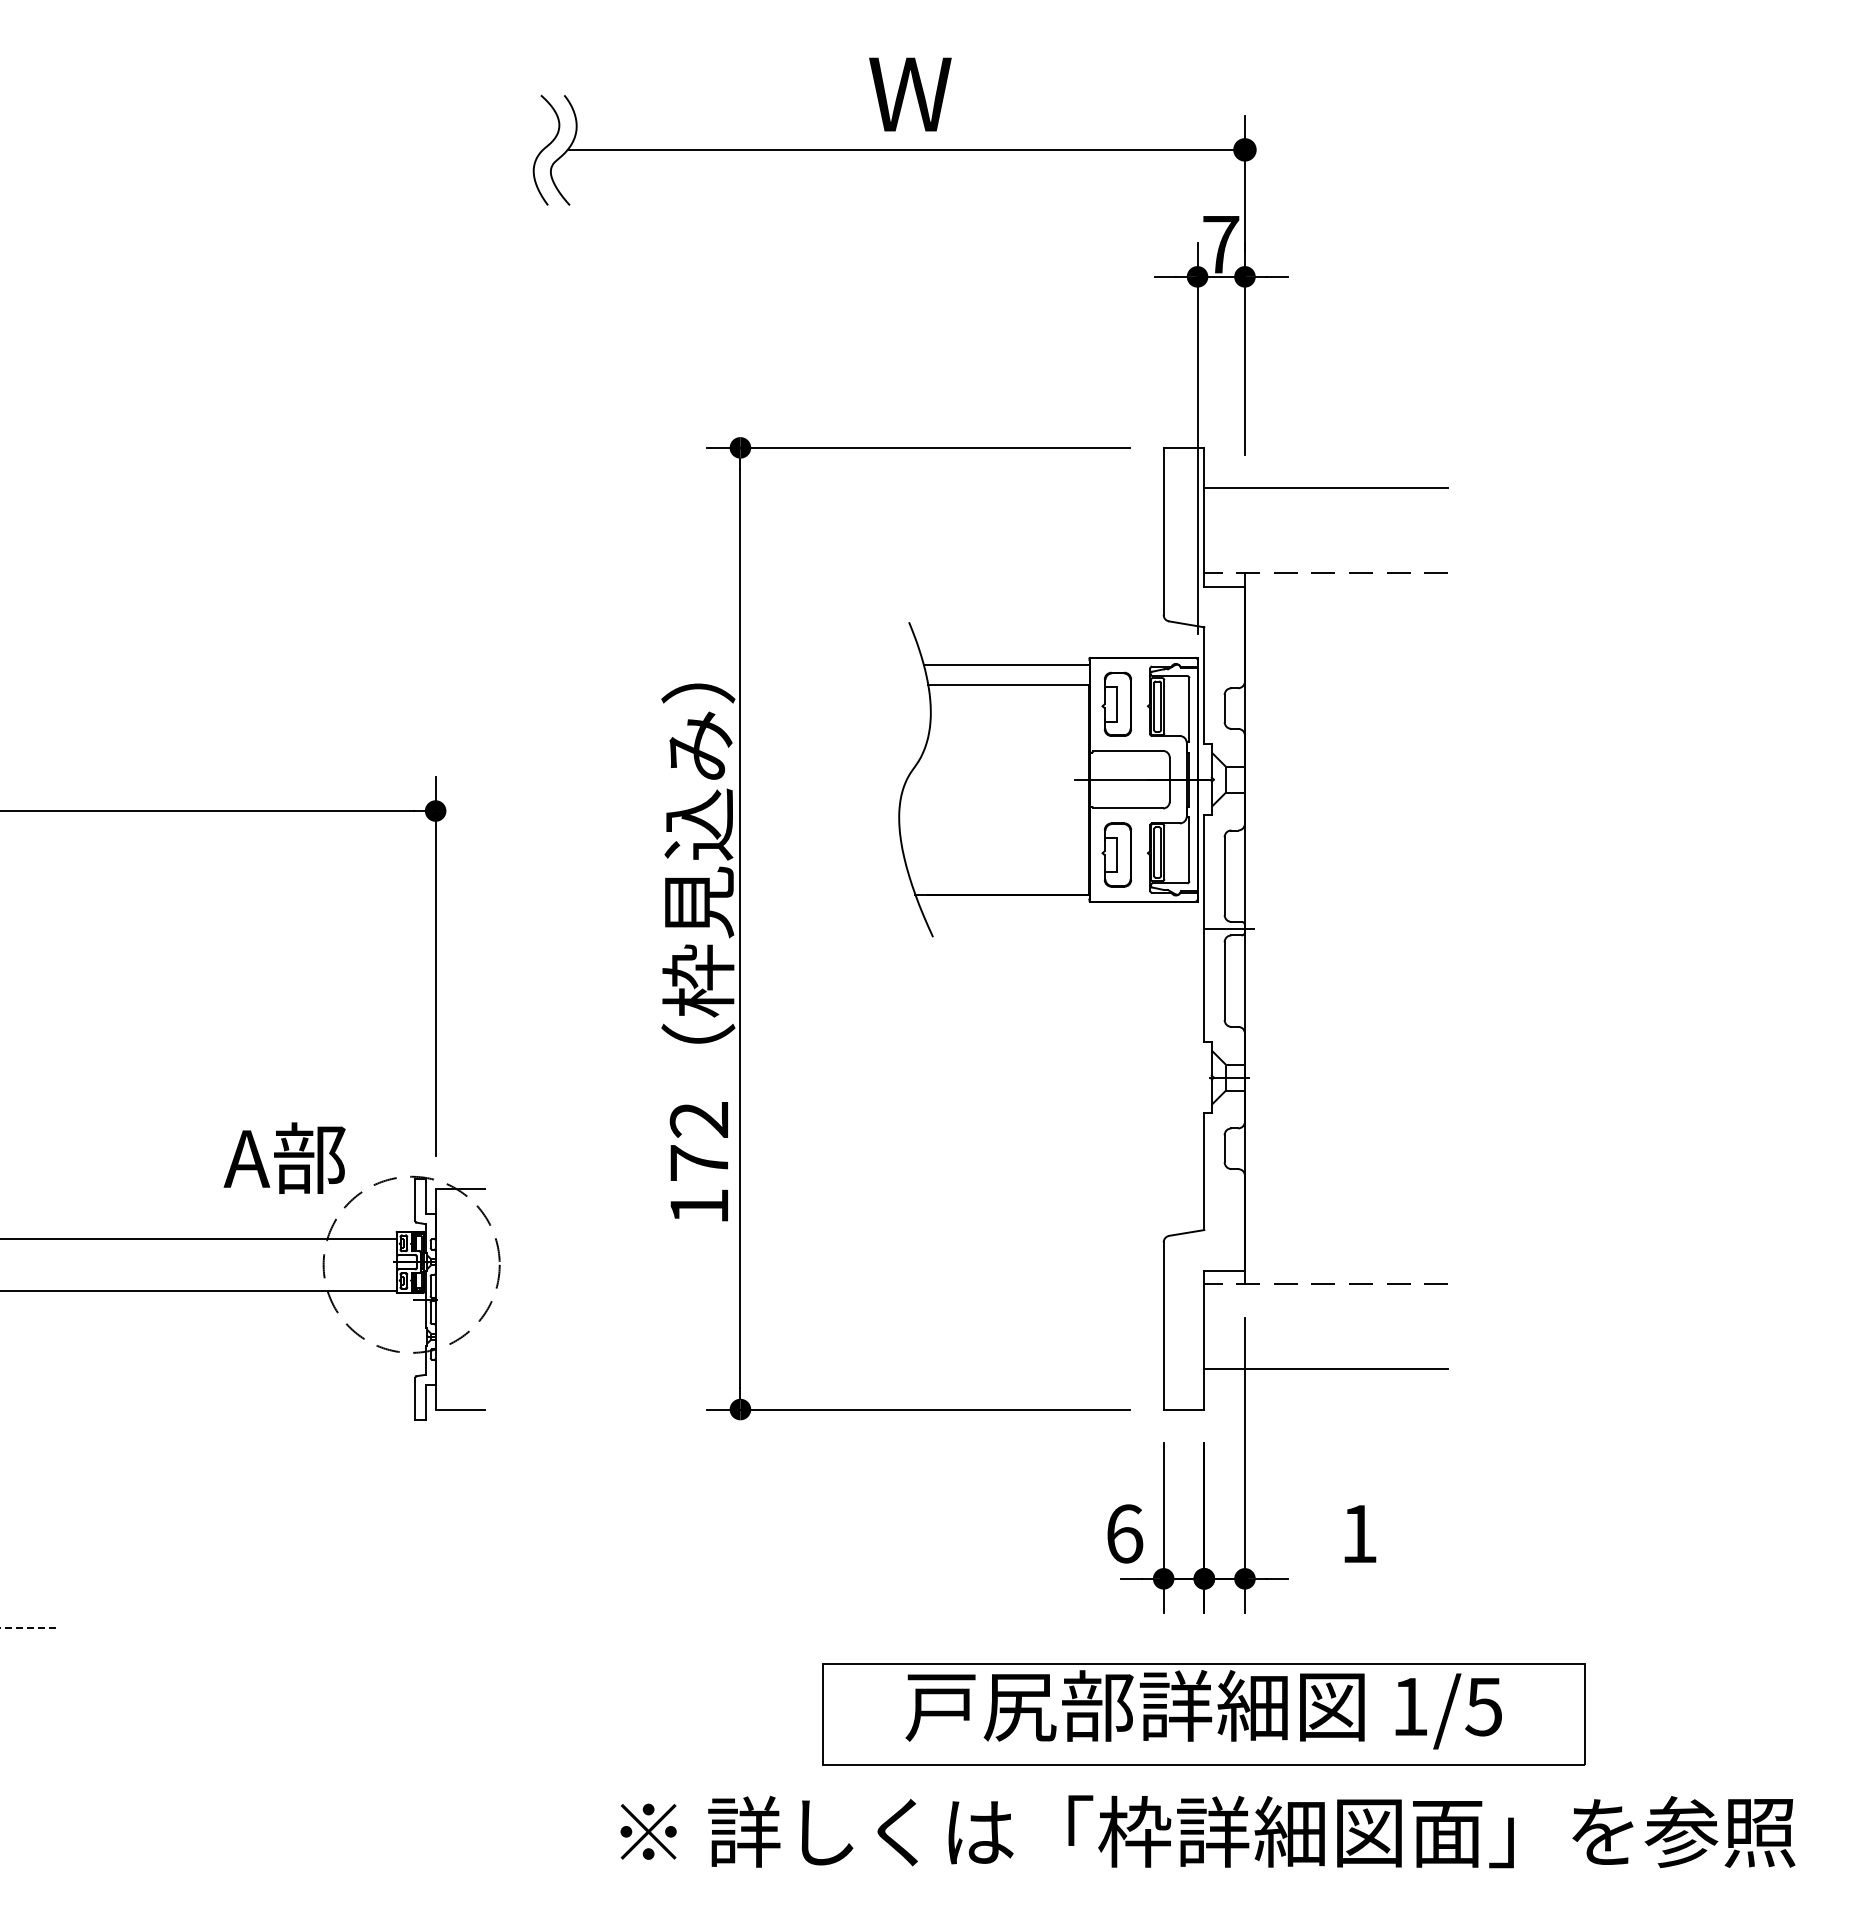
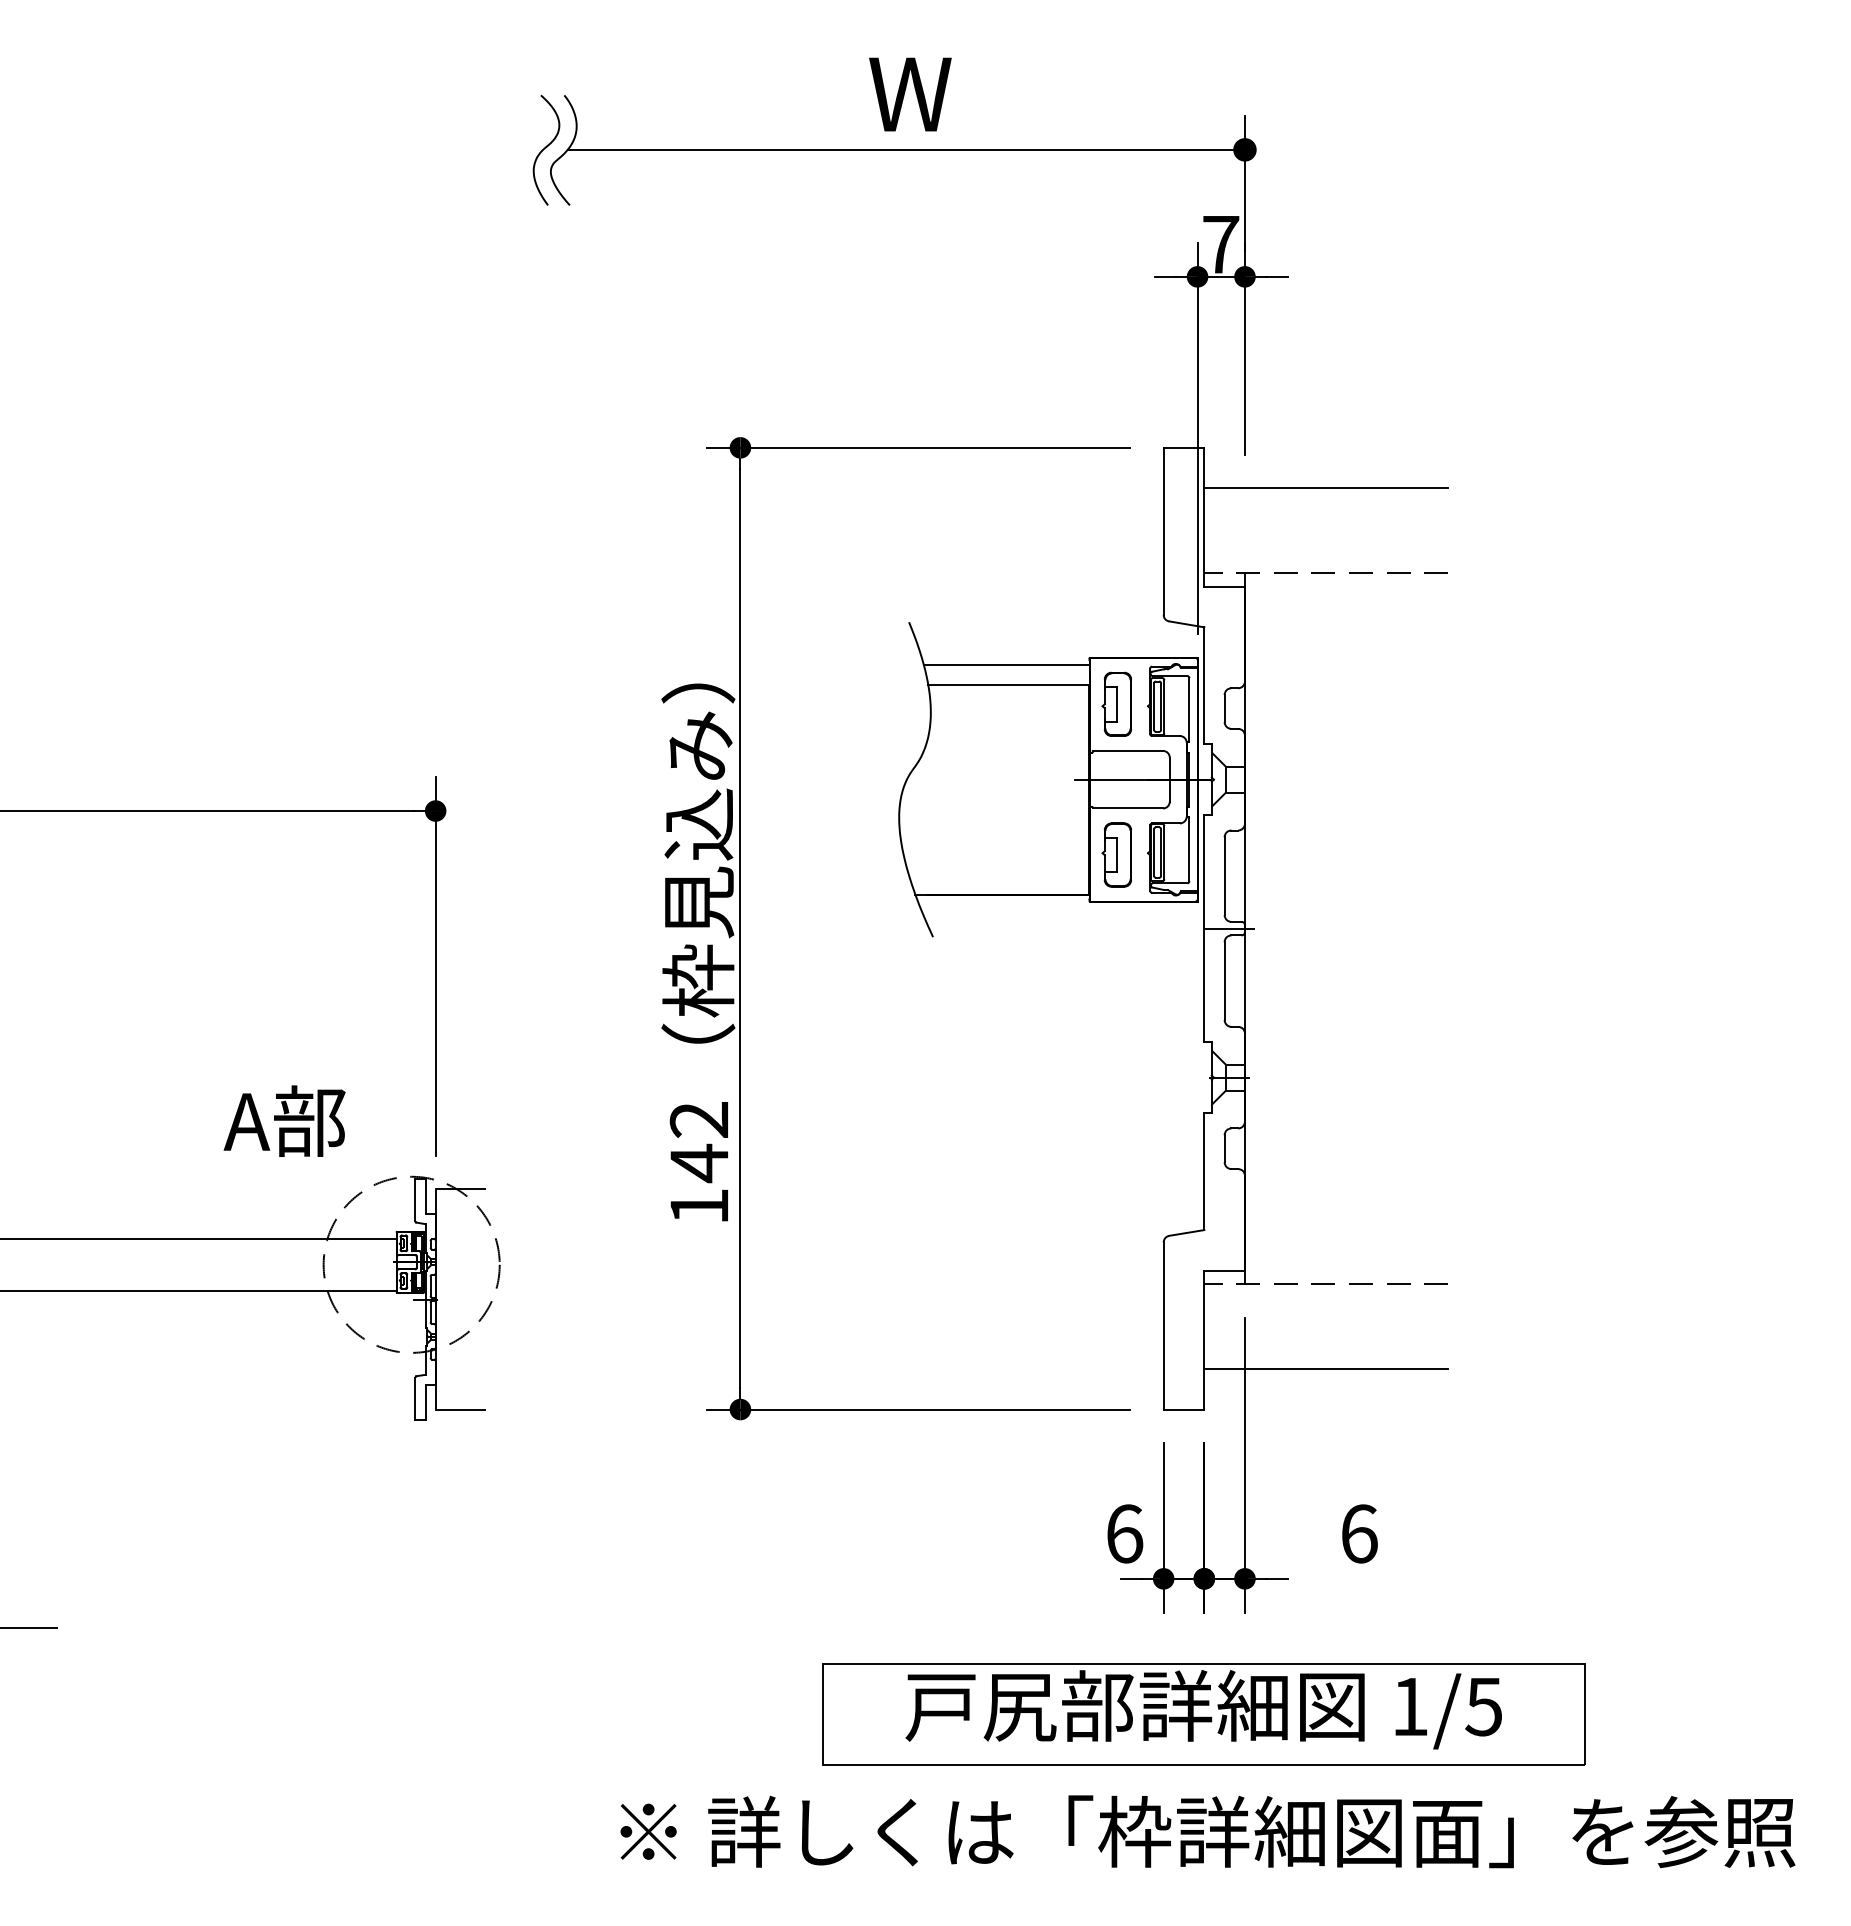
text position: (284, 1157) -> (284, 1120) (284, 1120)
text: 172 -> 142 (698, 1163)
text: 1 -> 6 (1359, 1533)
line: dashed -> solid (29, 1627)
